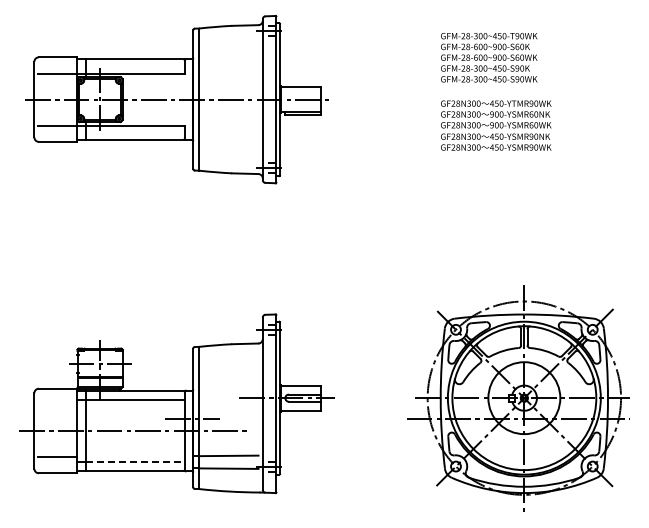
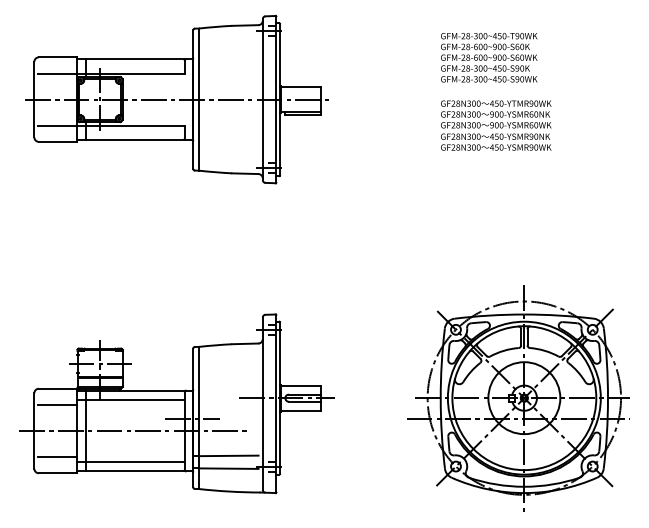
line: none -> present (57, 404)
line: dashed -> solid (135, 461)
